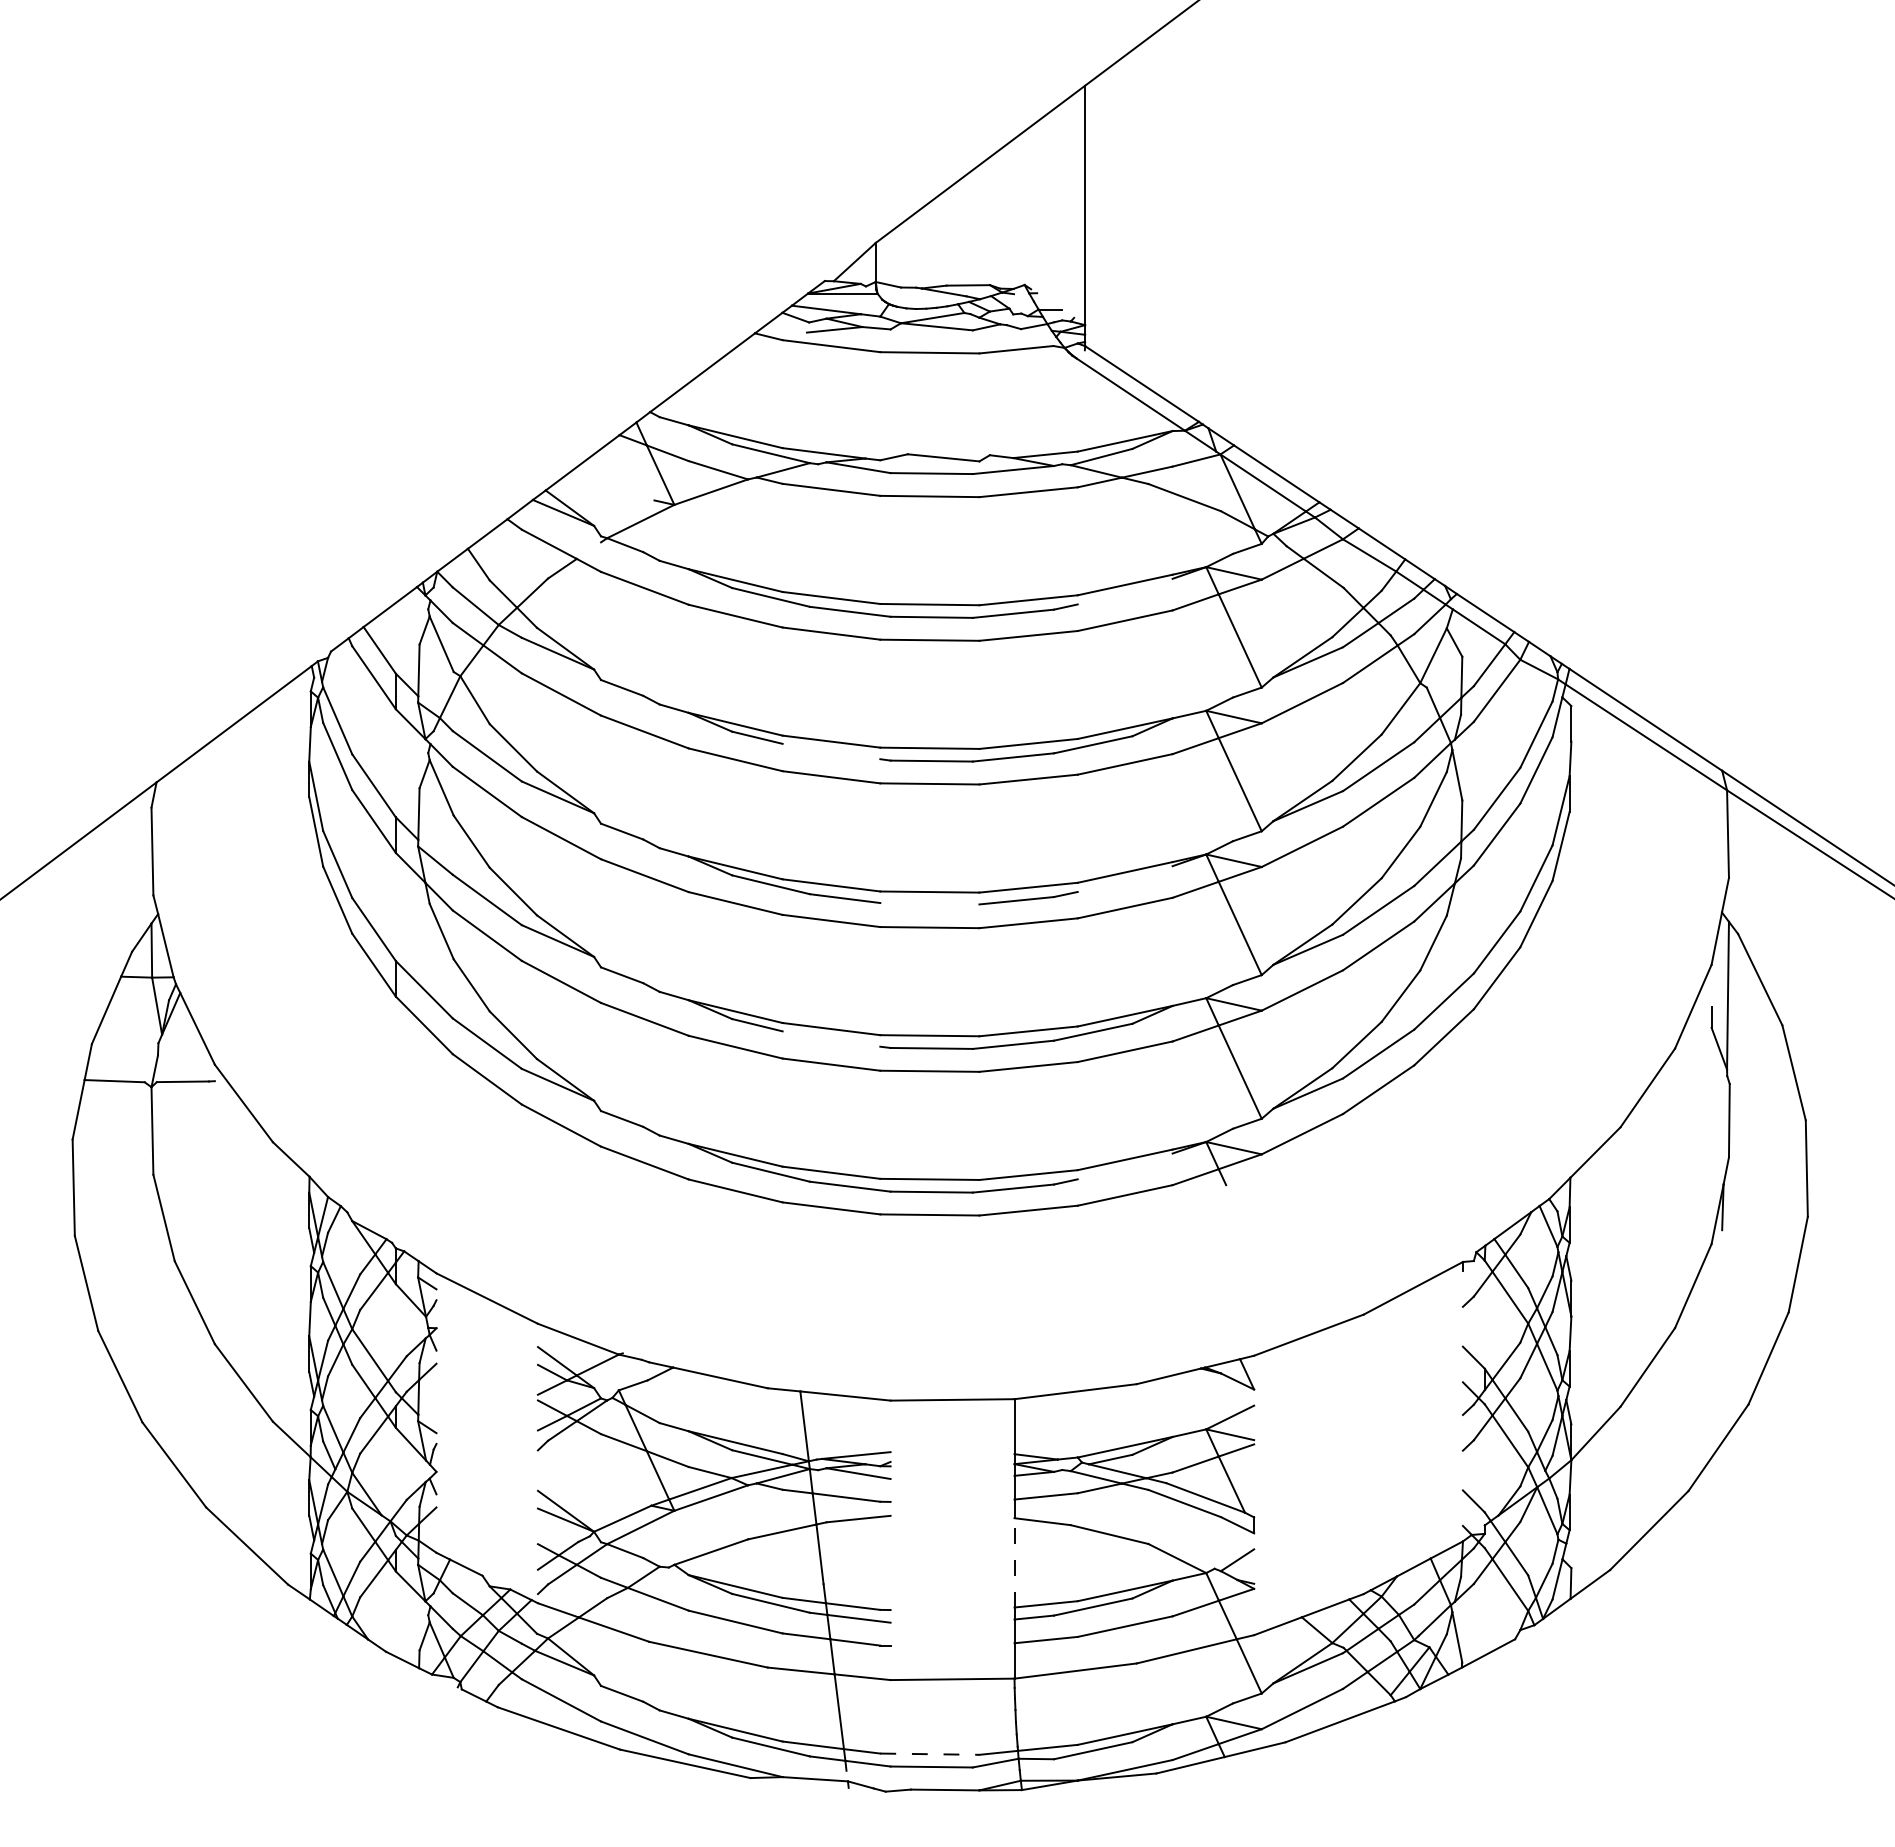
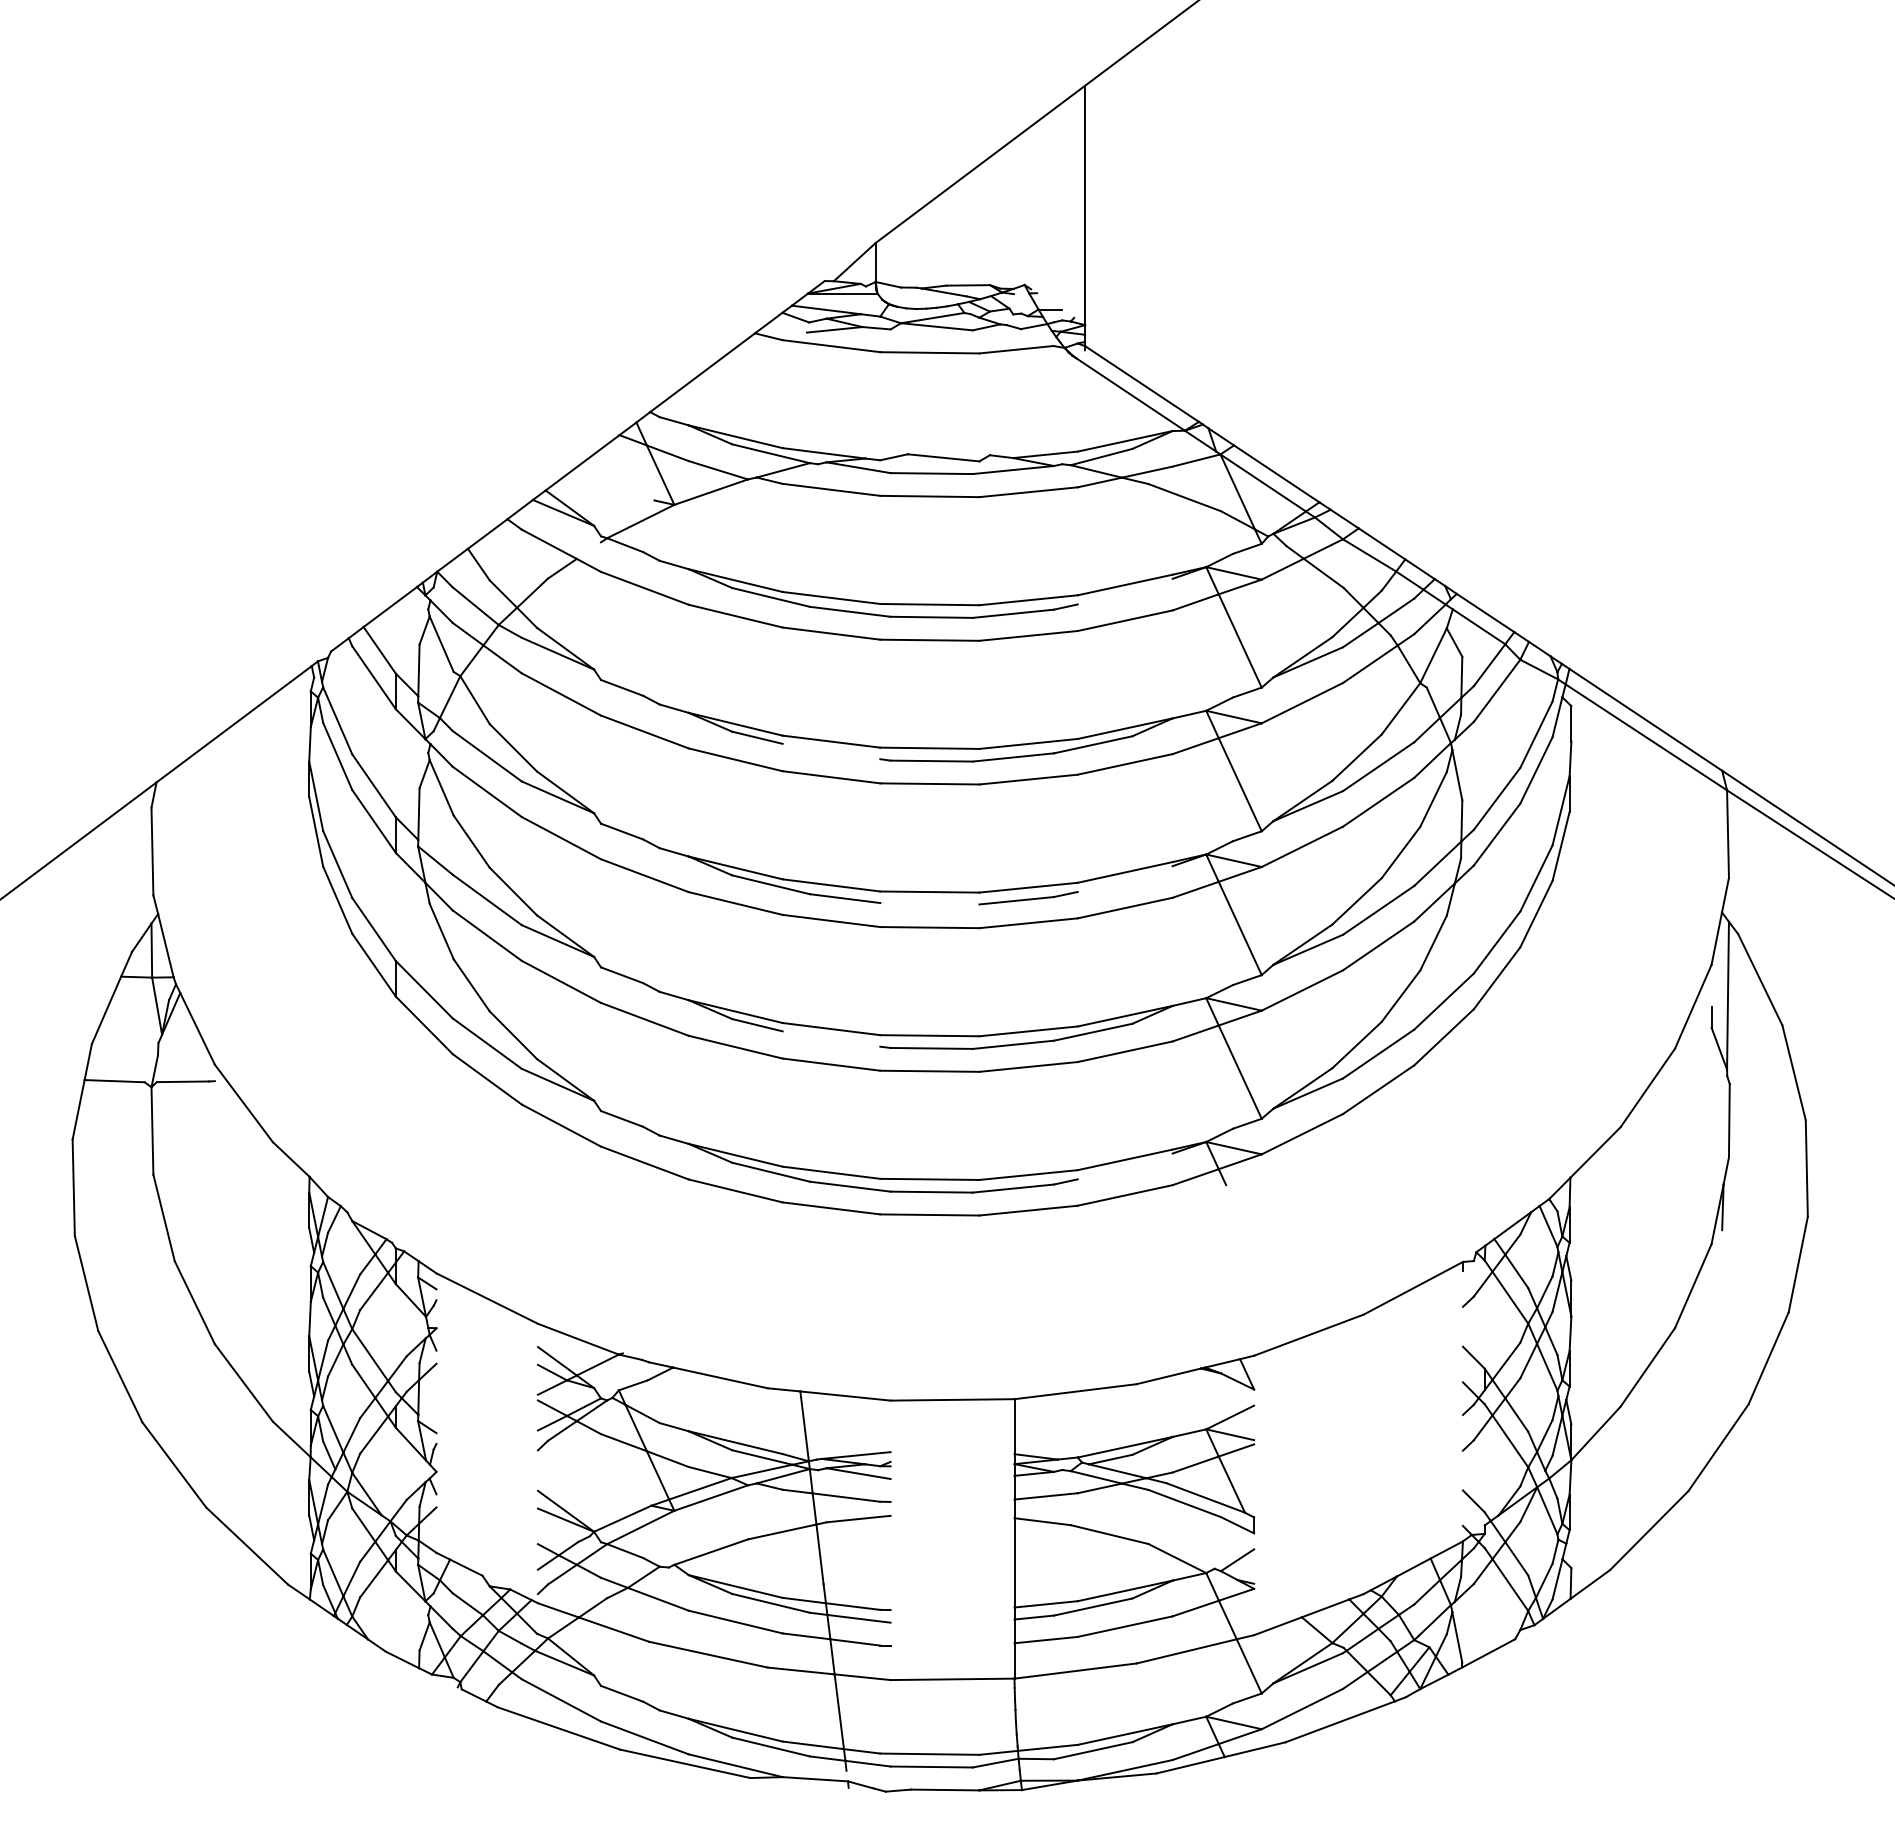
line: dashed -> solid (1014, 1562)
line: dashed -> solid (929, 1754)
